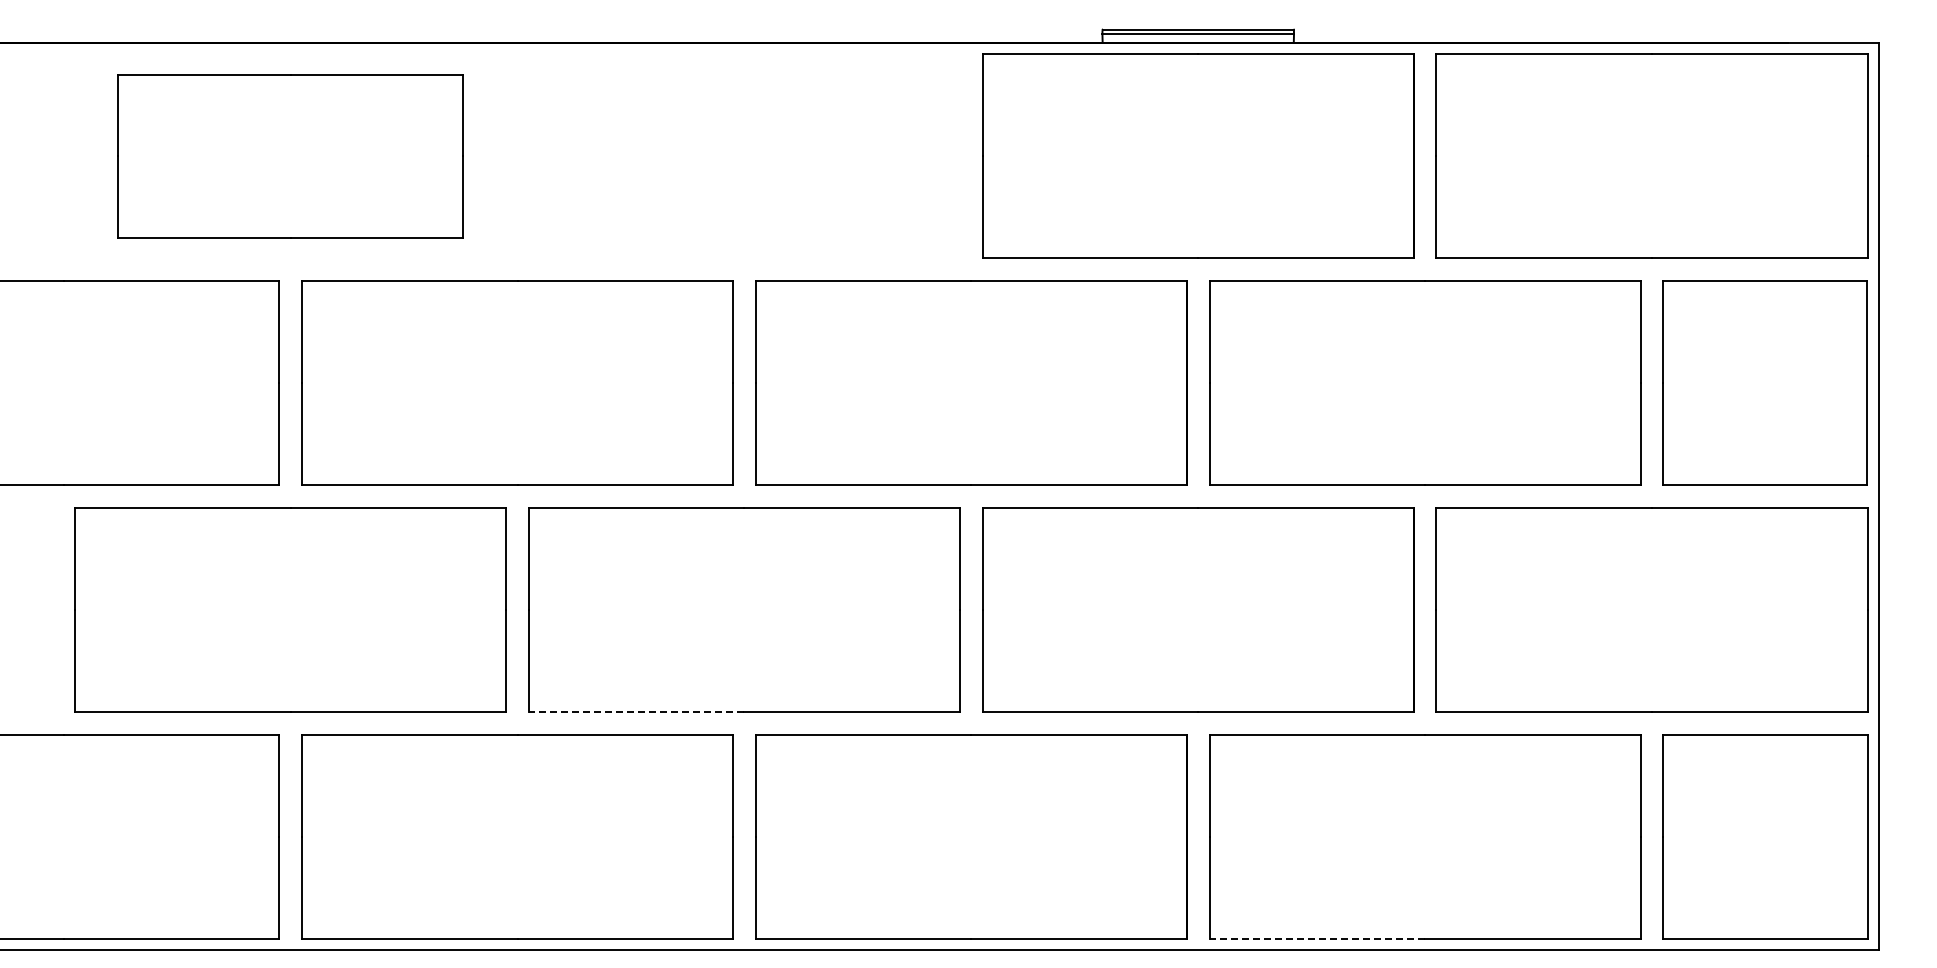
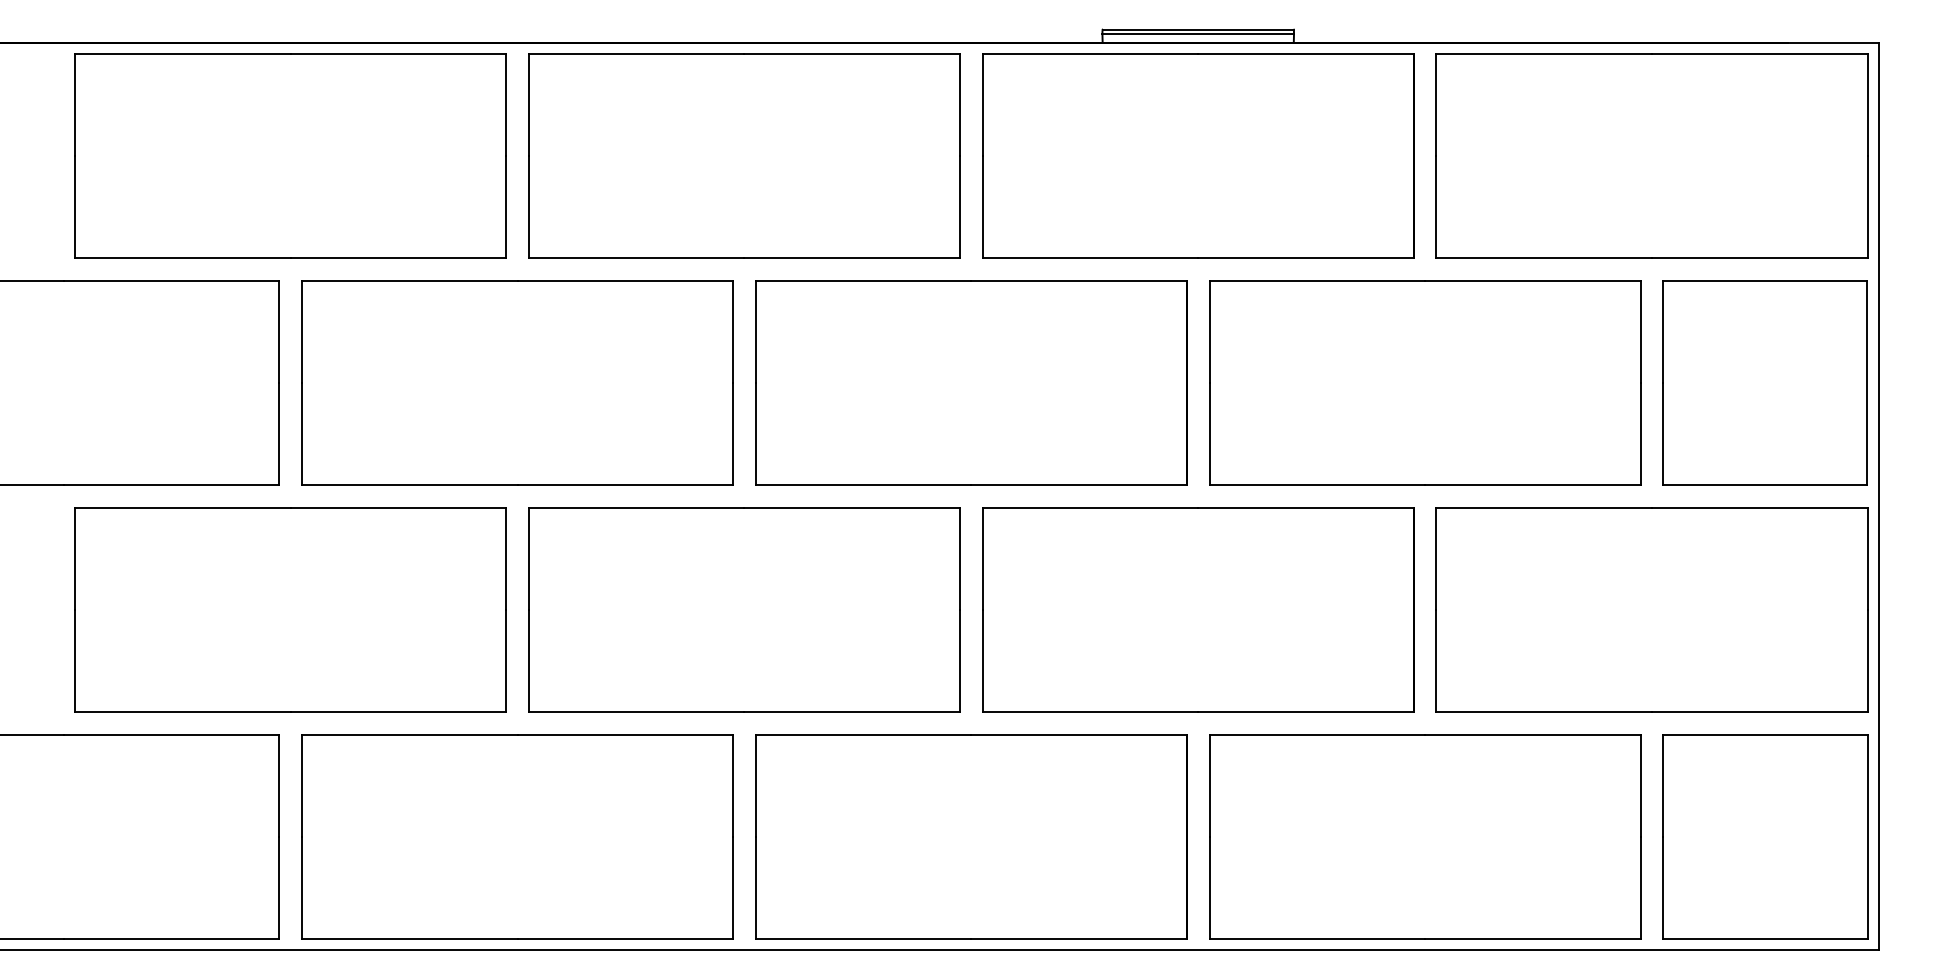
part: none -> present (744, 155)
part size: 347x165 px -> 433x206 px (290, 155)
line: dashed -> solid (636, 712)
line: dashed -> solid (1317, 939)
